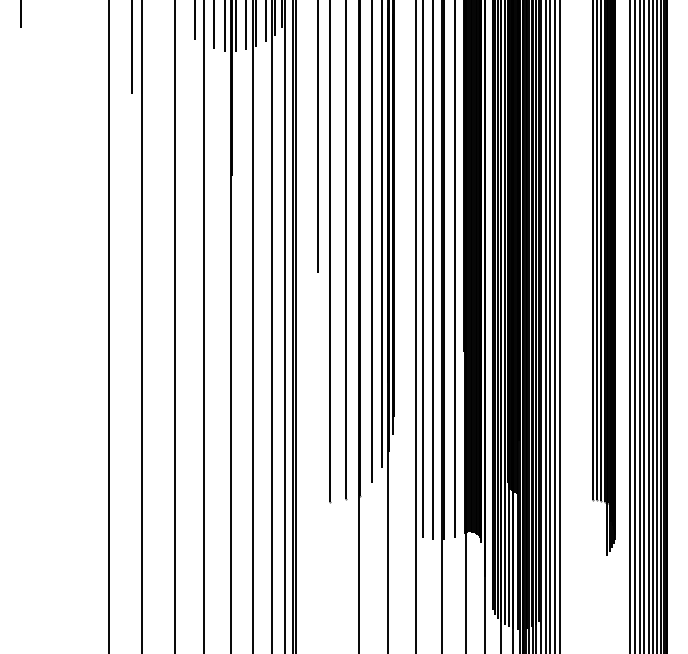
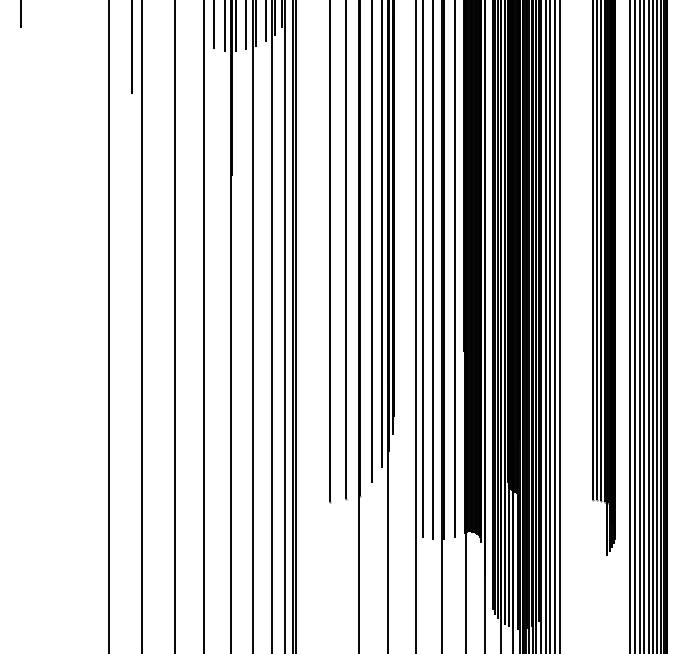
line: present -> none (195, 21)
line: present -> none (318, 137)
